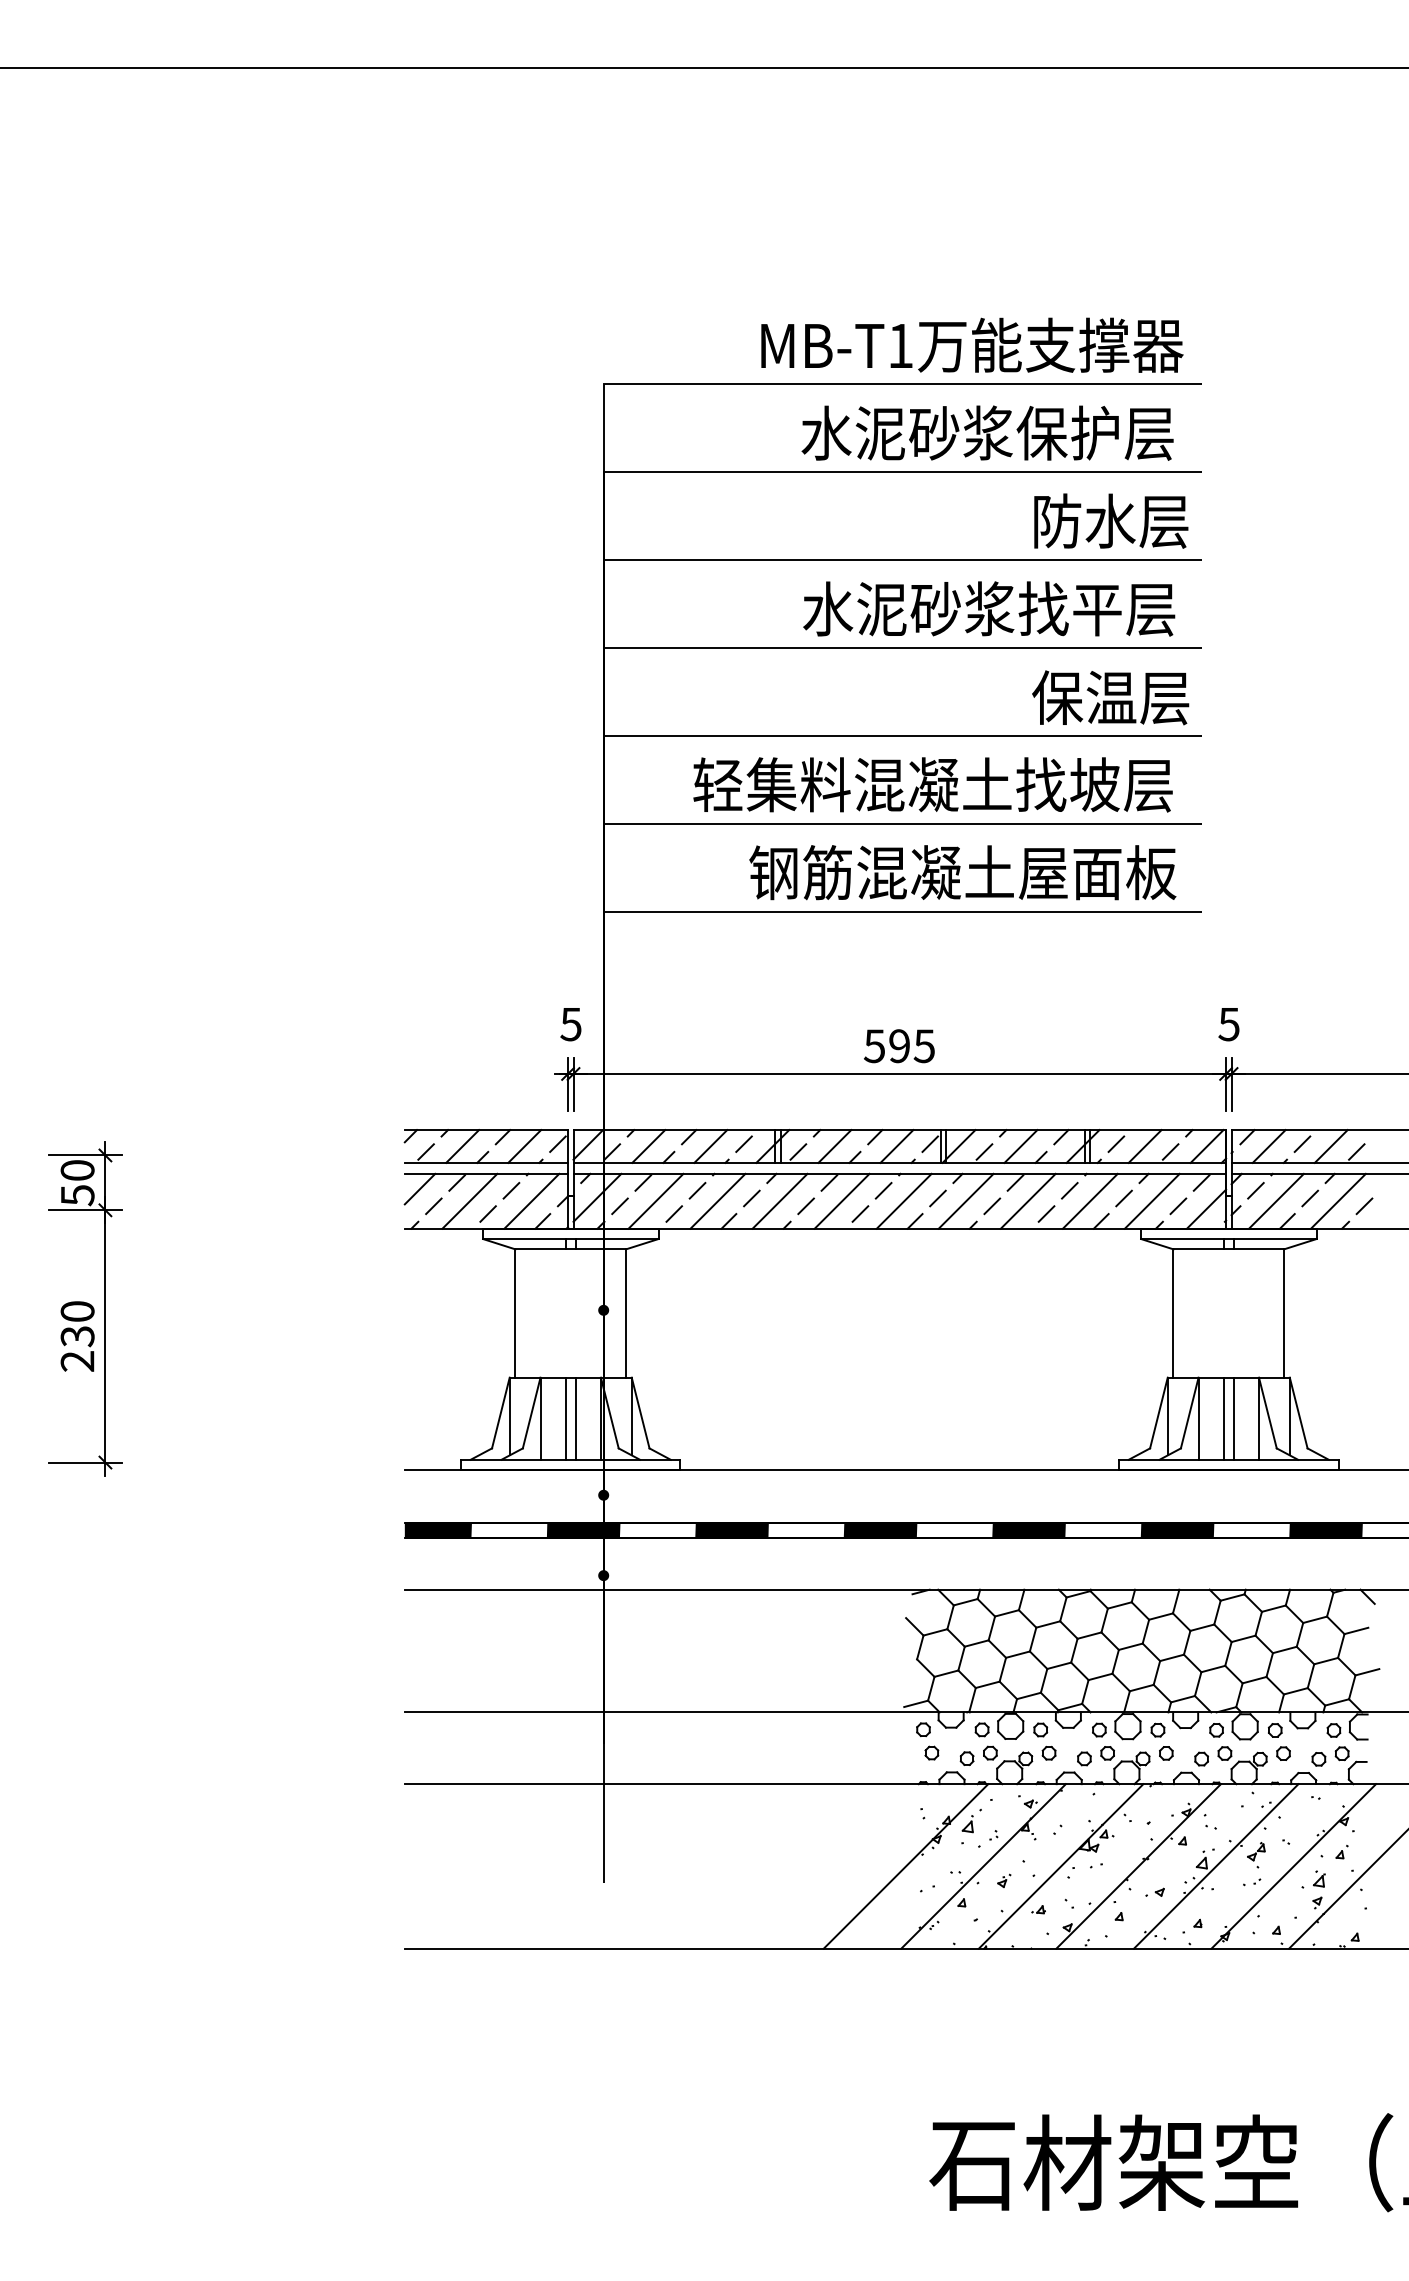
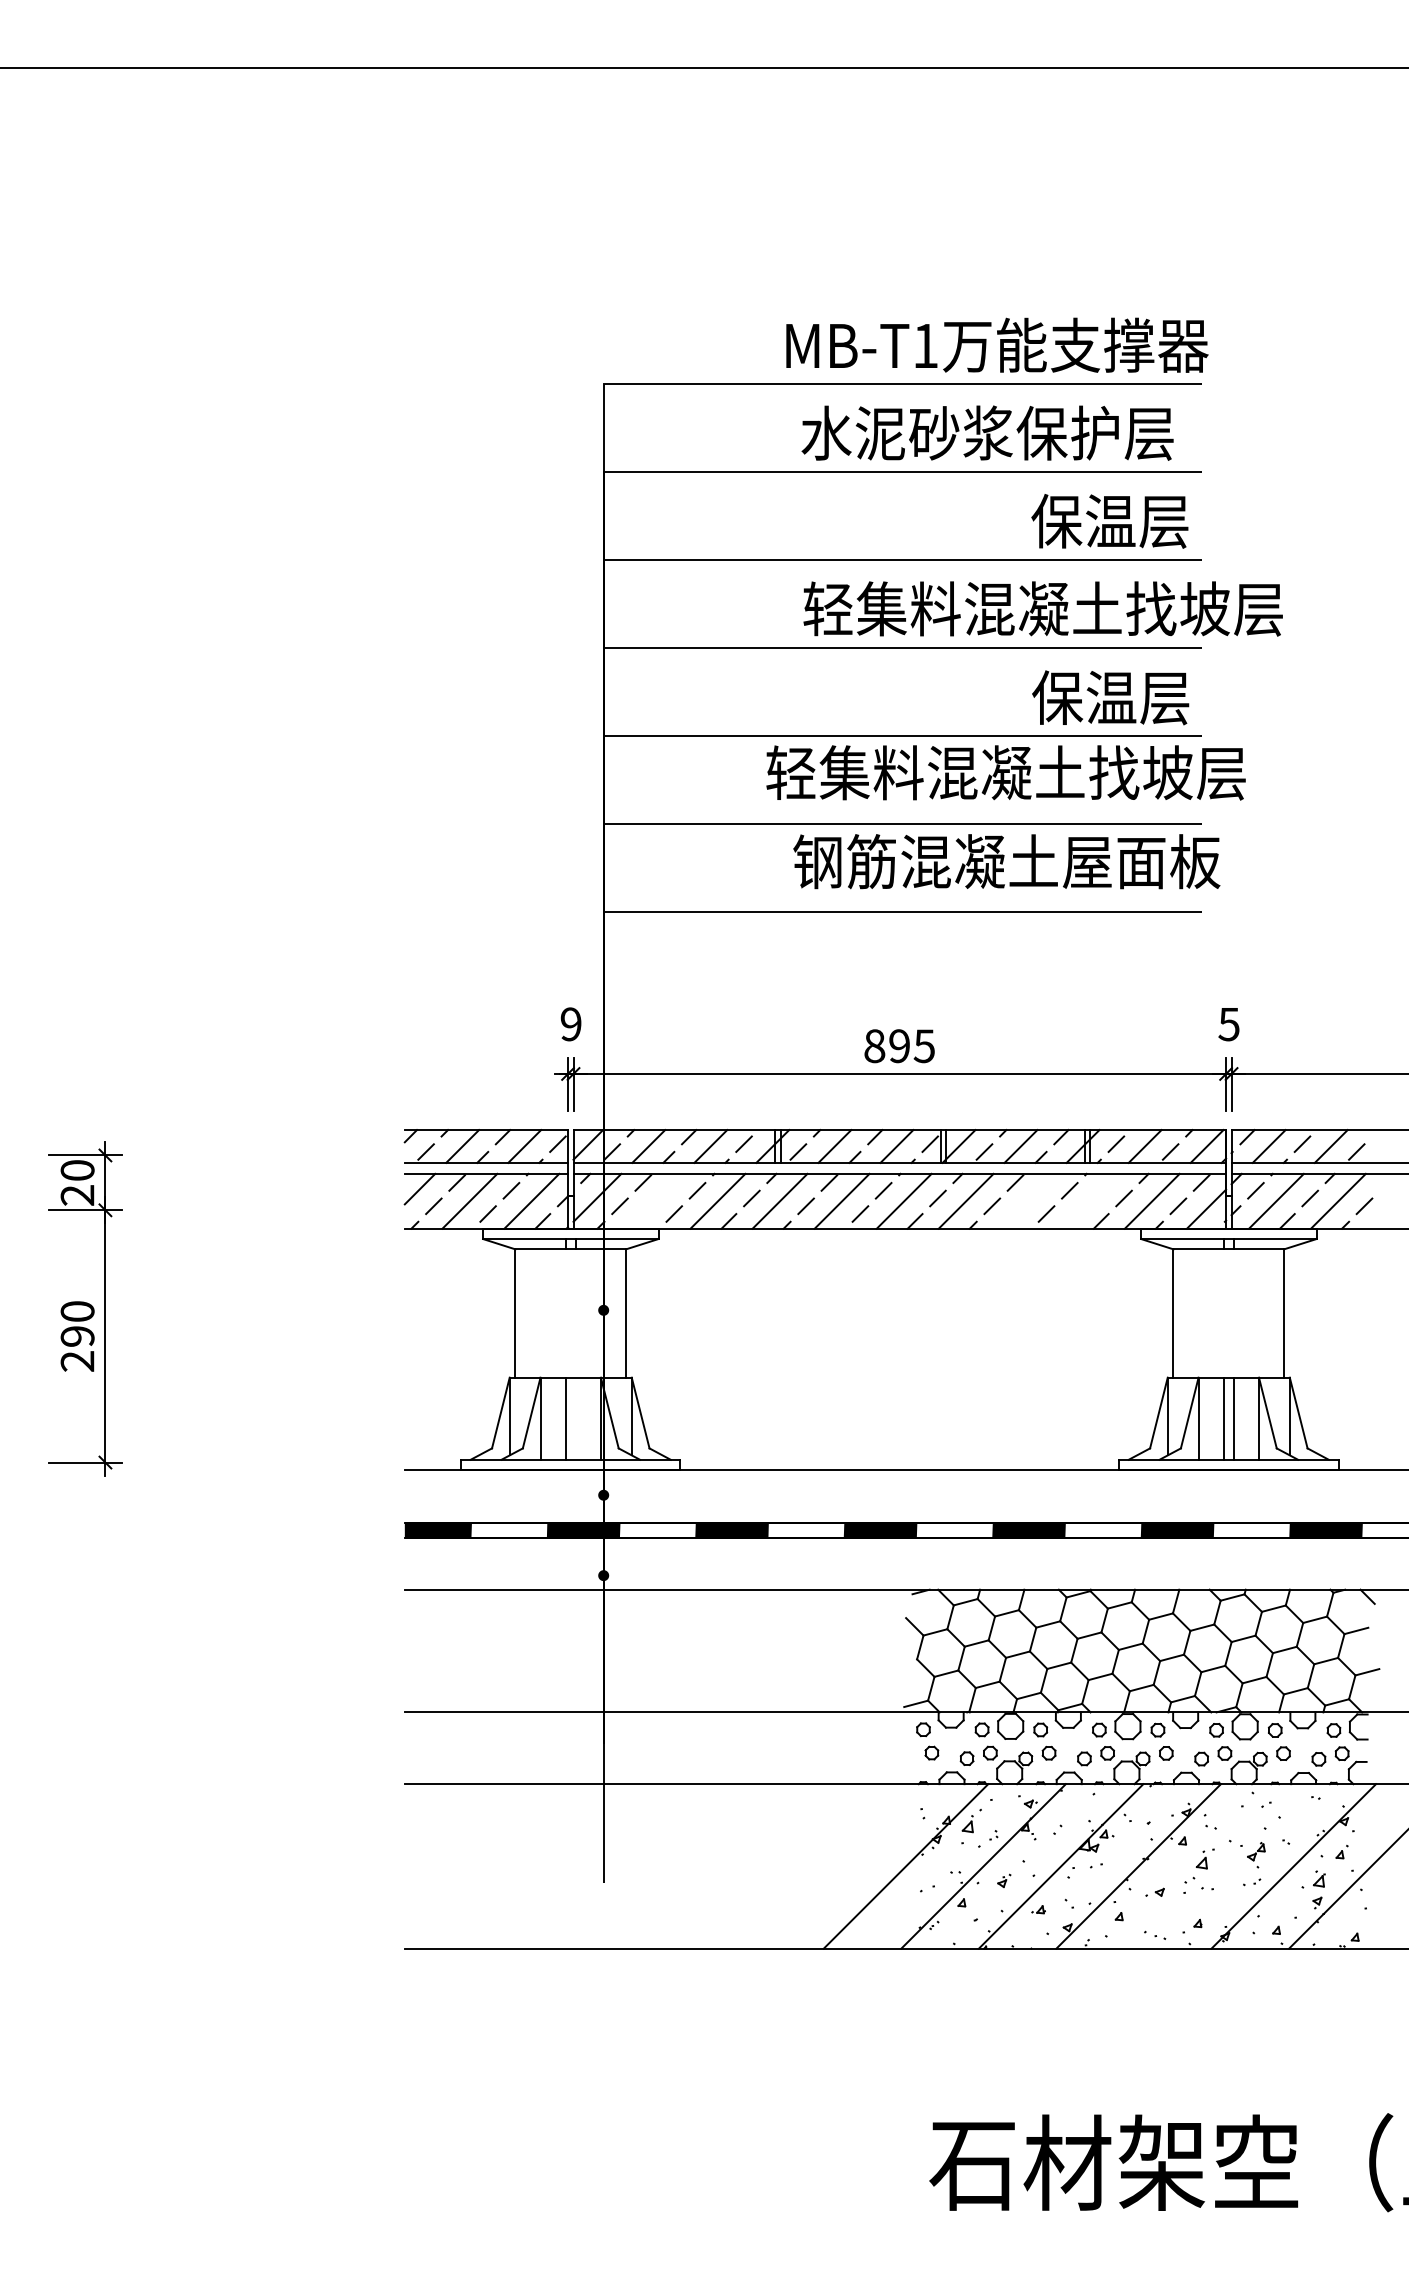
text position: (972, 344) -> (997, 344) (997, 344)
text: 防水层 -> 保温层 (1083, 520)
text: 水泥砂浆找平层 -> 轻集料混凝土找坡层 (1042, 608)
text position: (932, 784) -> (1005, 772) (1005, 772)
text position: (962, 872) -> (1006, 861) (1006, 861)
text: 5 -> 9 (570, 1024)
text: 595 -> 895 (874, 1046)
text: 50 -> 20 (77, 1195)
line: present -> none (655, 1200)
line: present -> none (1027, 1200)
line: present -> none (1089, 1200)
text: 230 -> 290 (77, 1336)
line: present -> none (575, 1418)
line: present -> none (1215, 1866)
